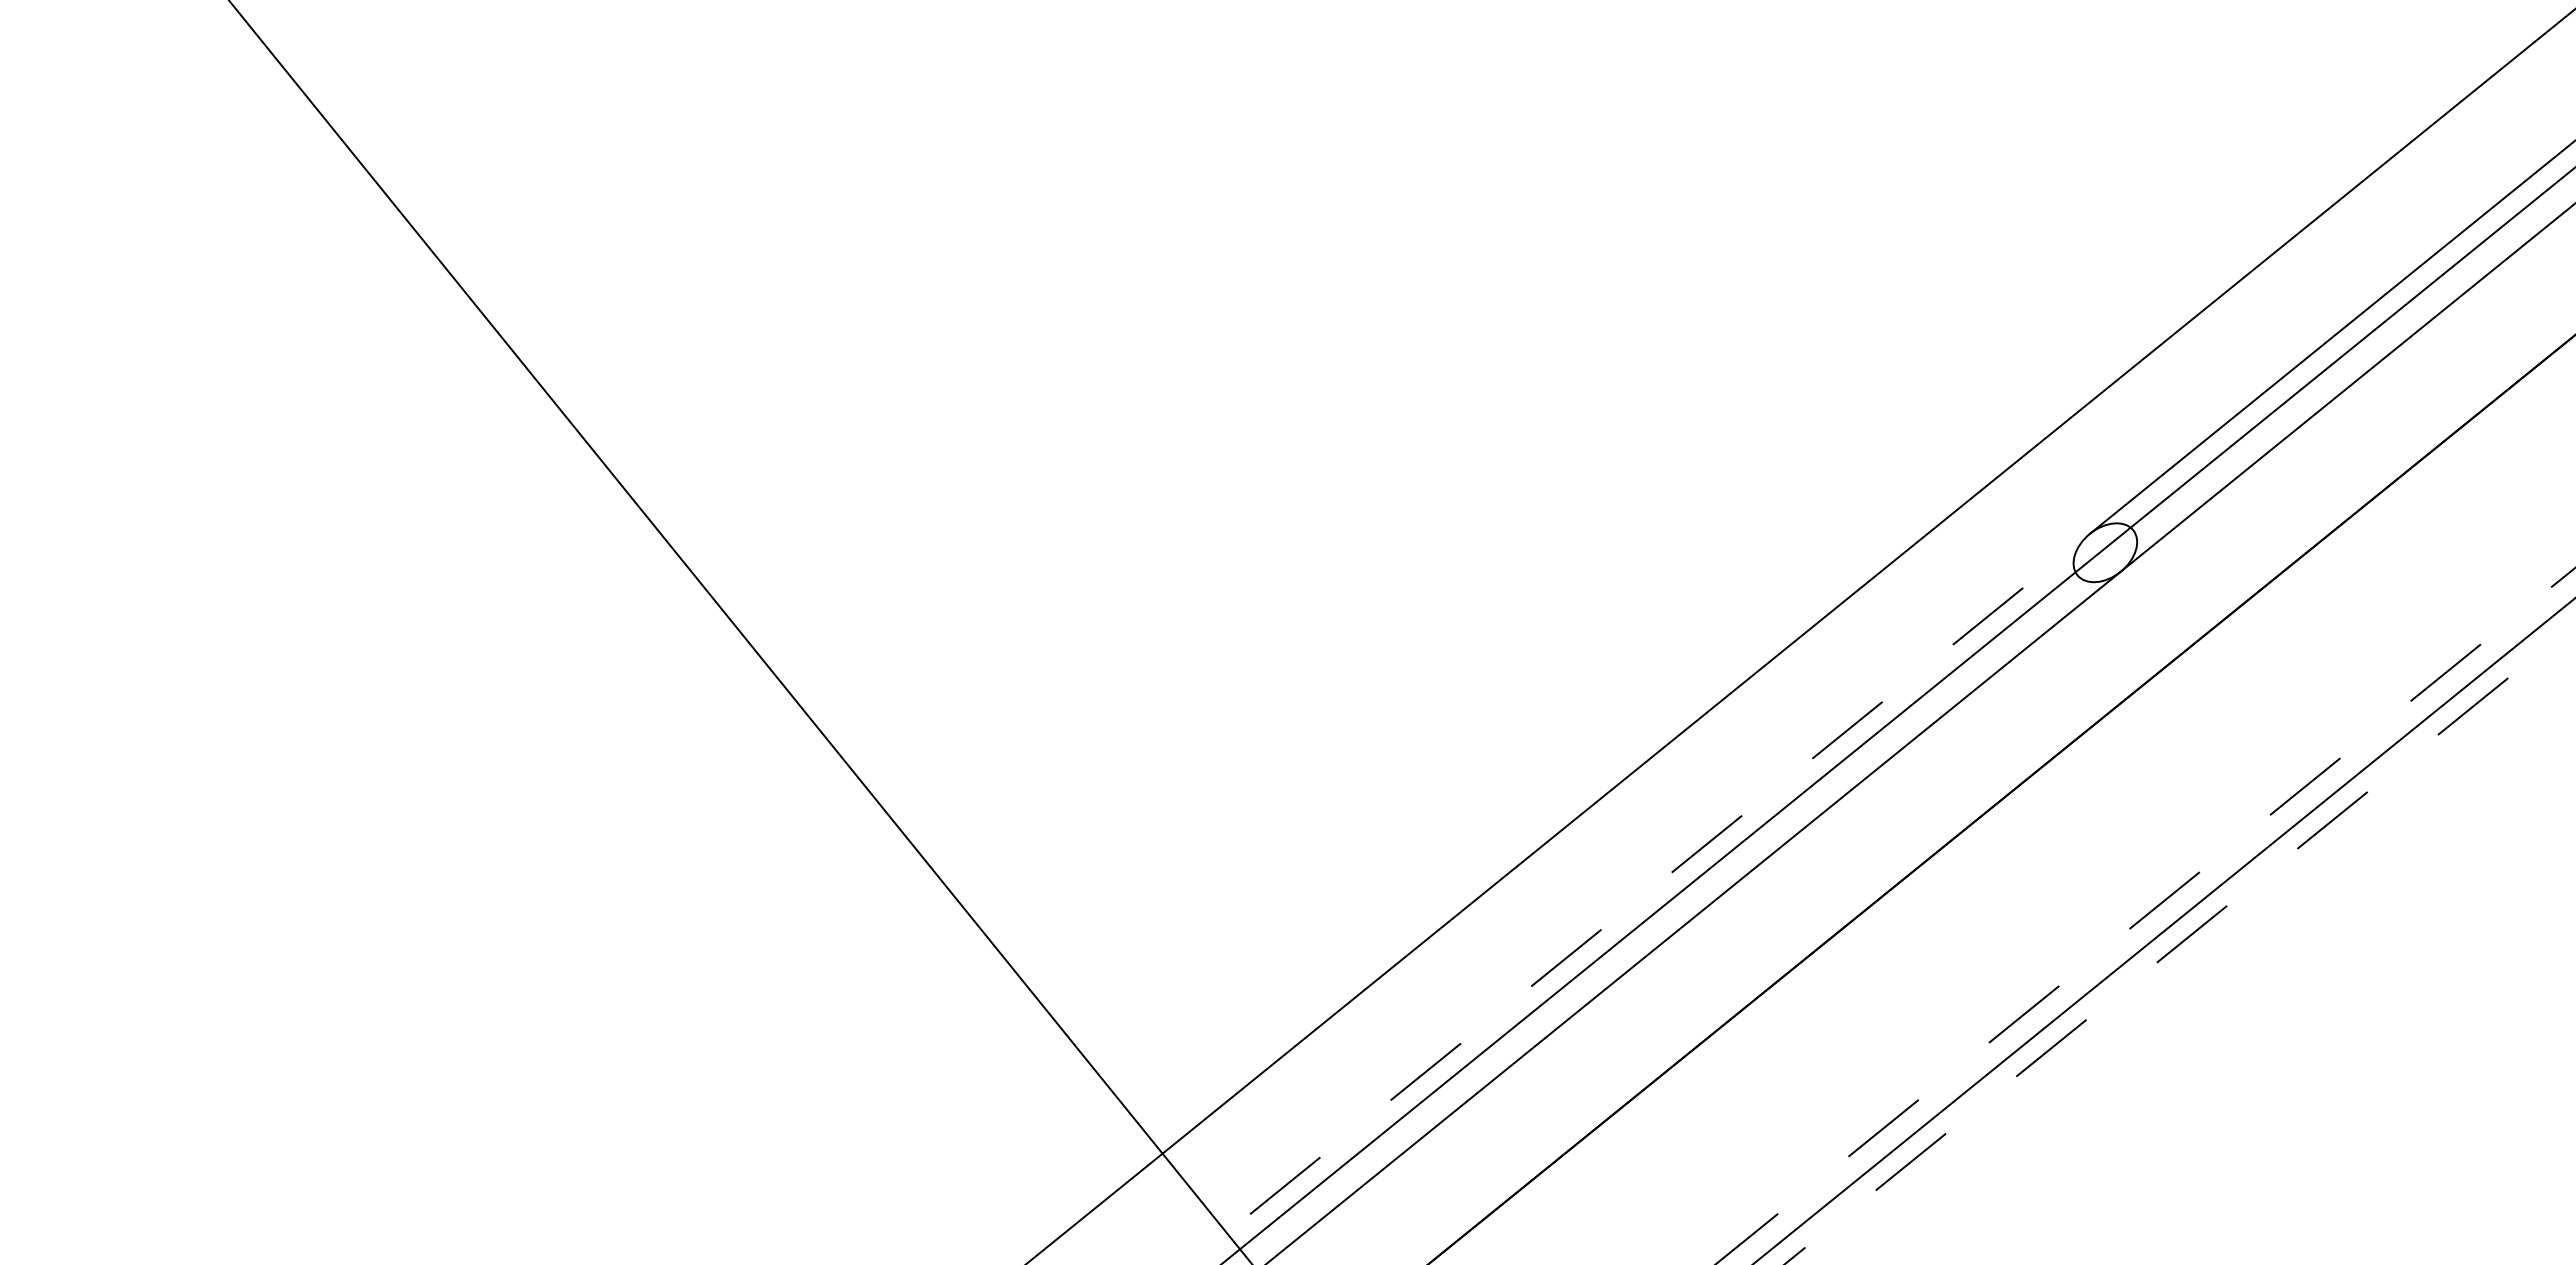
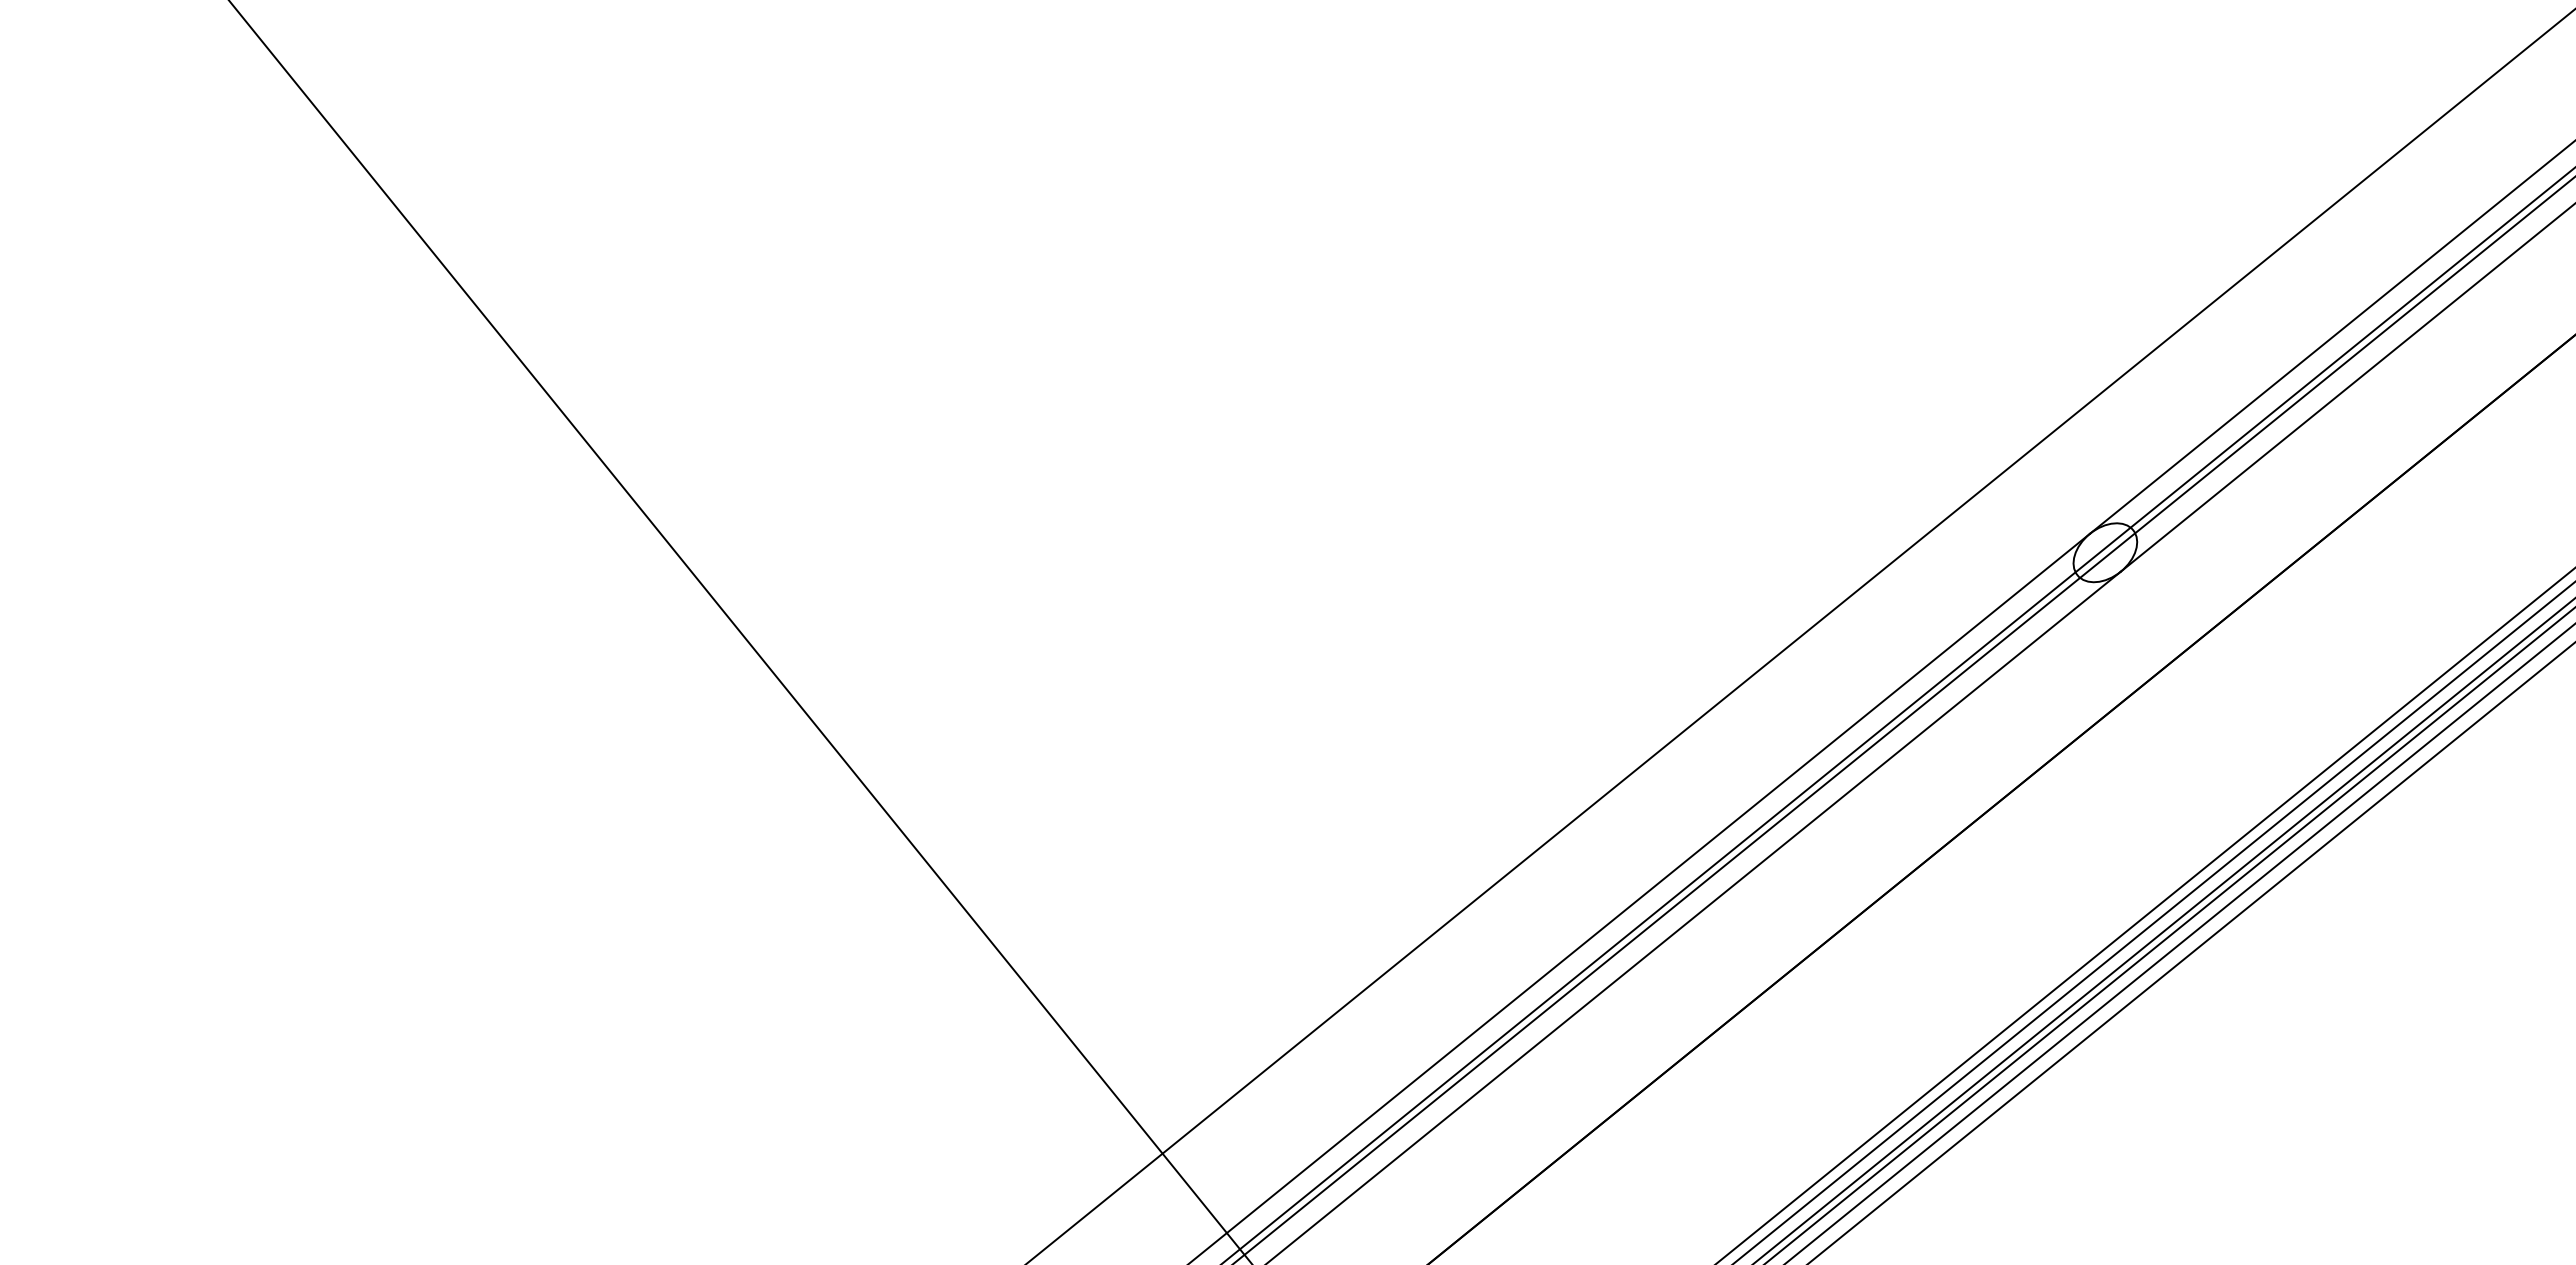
line: none -> present (1904, 719)
line: dashed -> solid (1639, 898)
line: dashed -> solid (2145, 916)
line: none -> present (2154, 922)
line: none -> present (2169, 935)
line: dashed -> solid (2179, 944)
line: none -> present (2191, 952)
